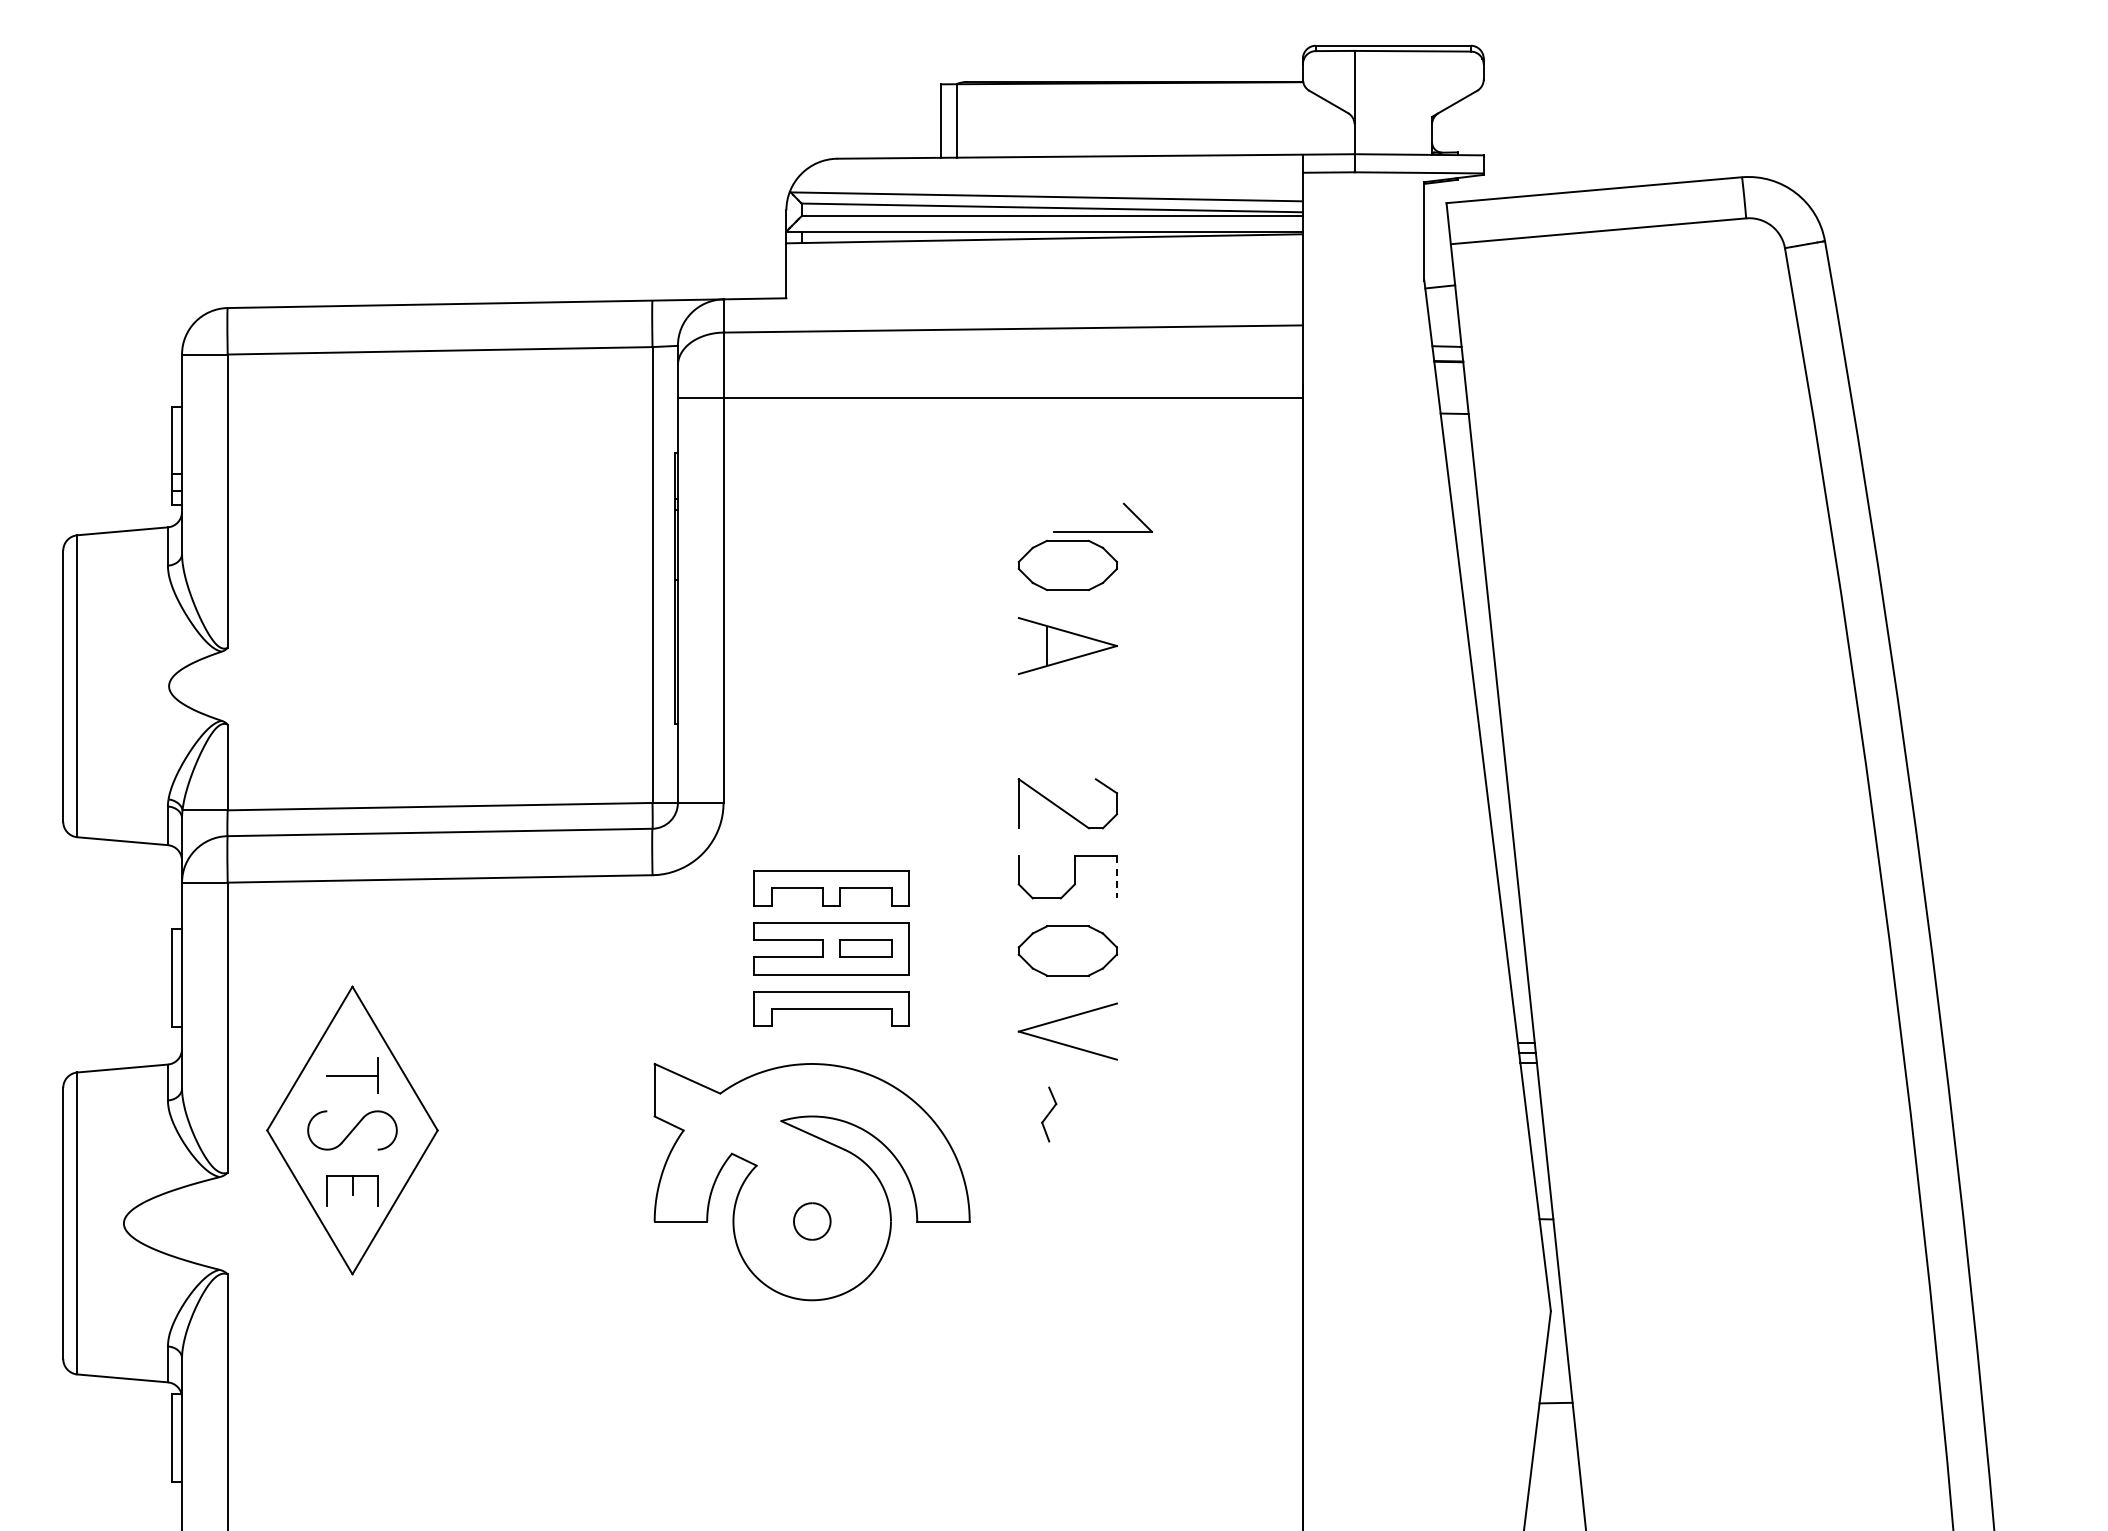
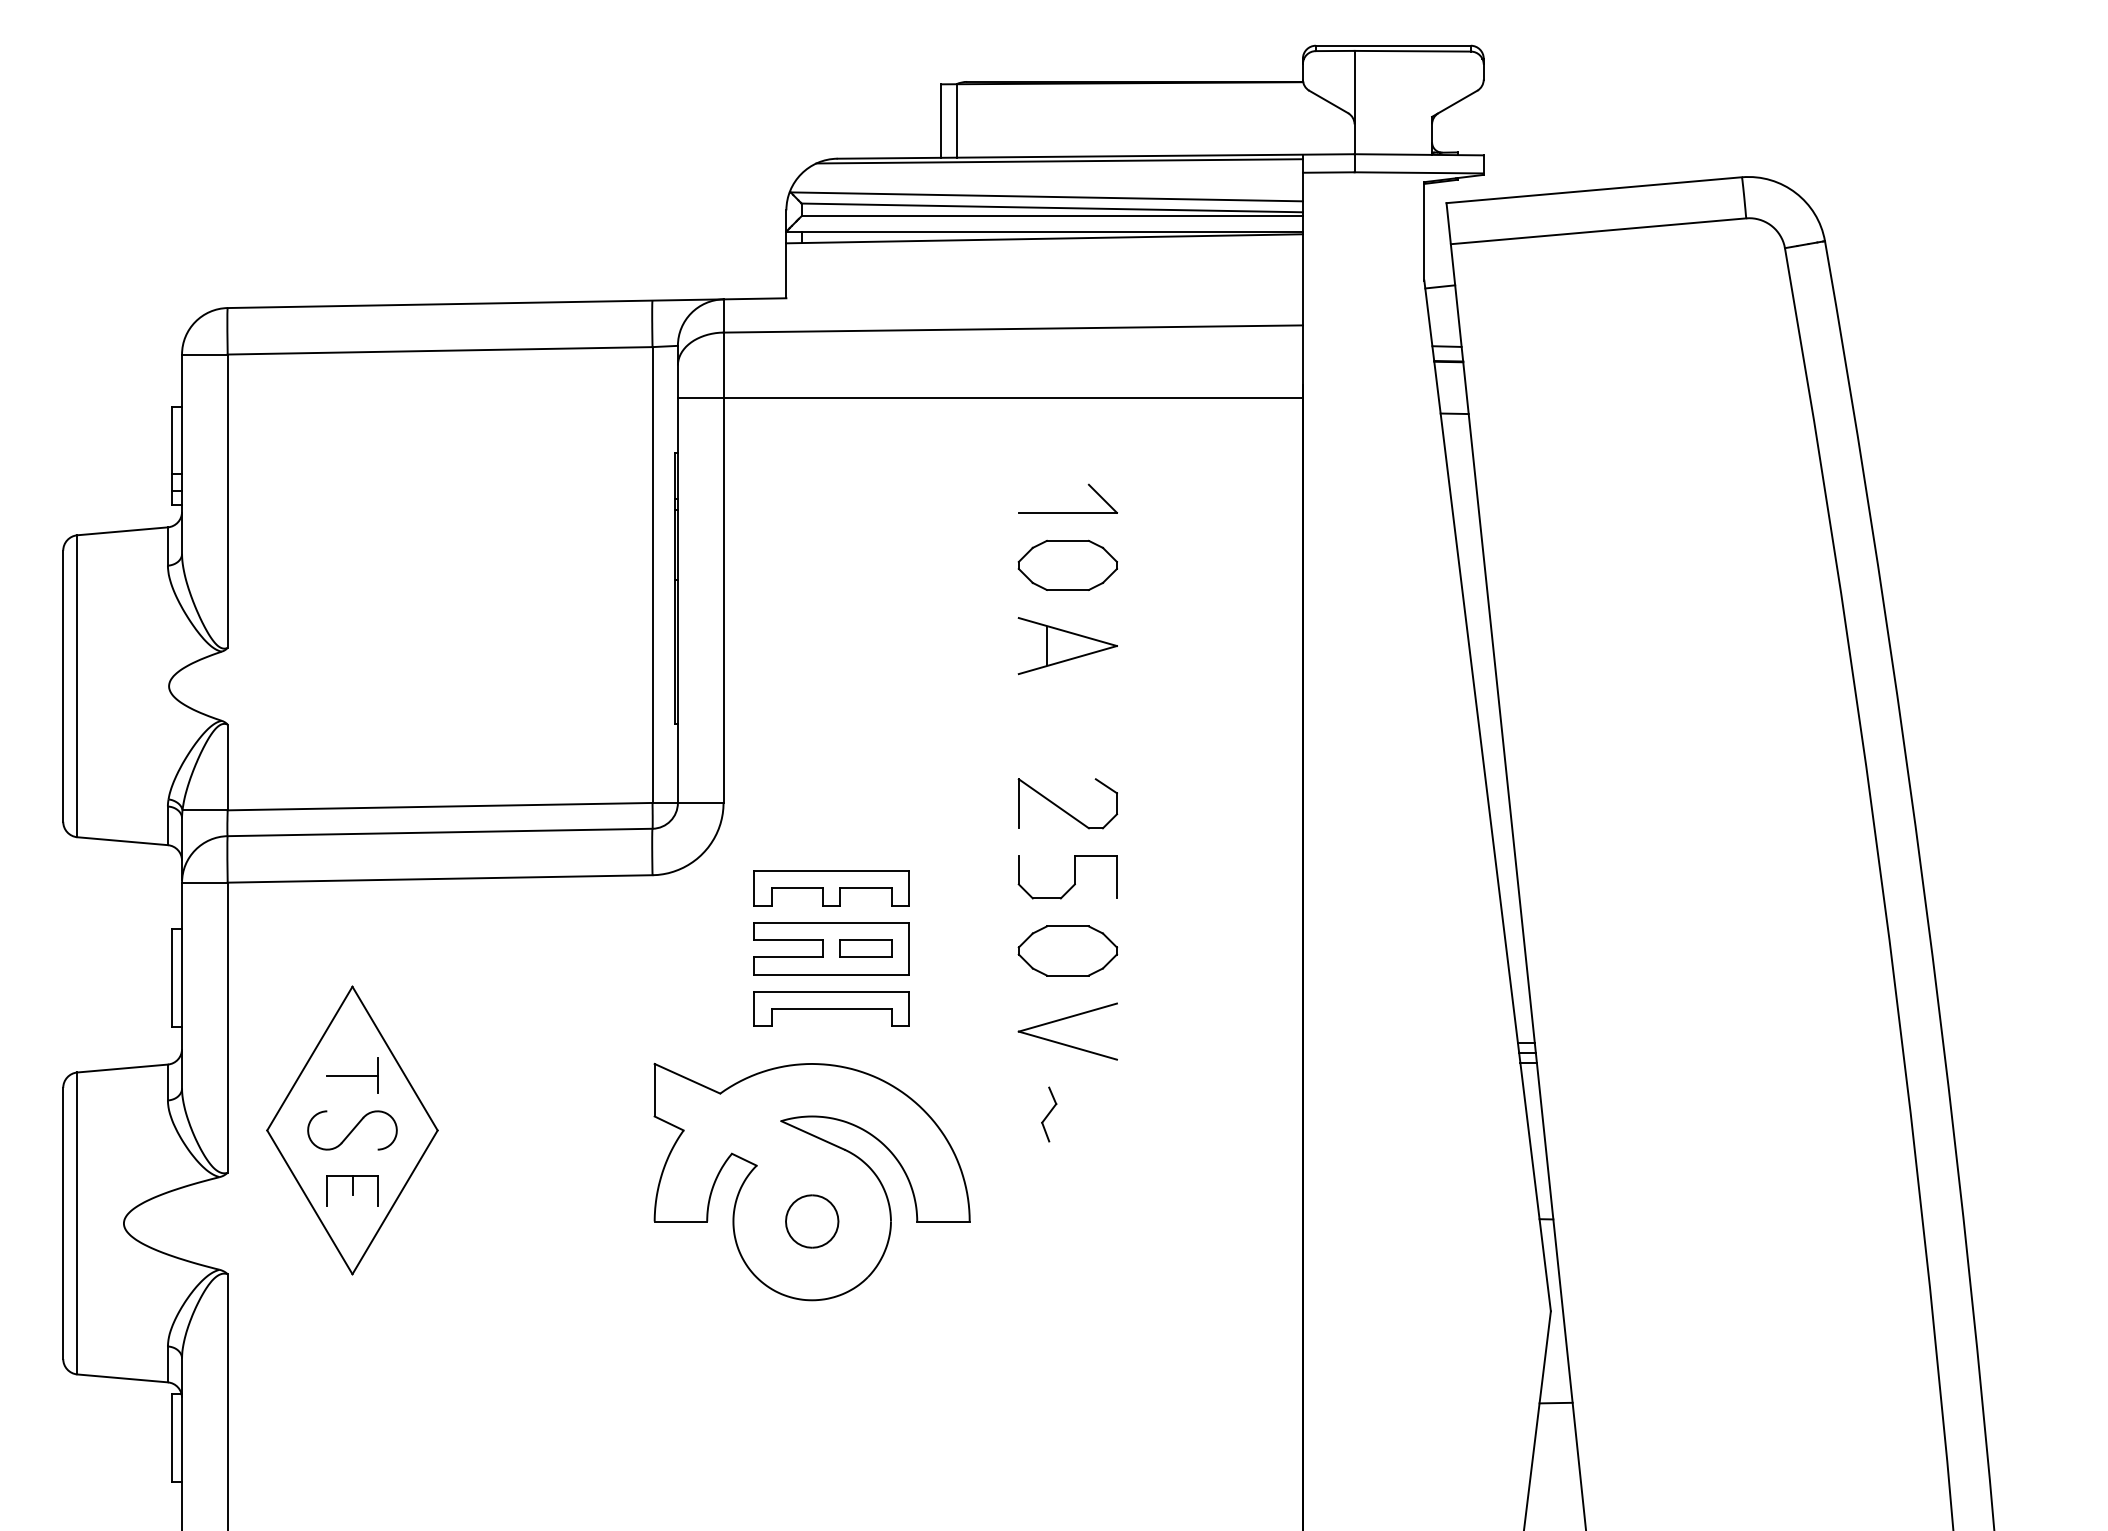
line: none -> present (1059, 161)
part position: (1102, 531) -> (1067, 512) (1067, 512)
line: dashed -> solid (1116, 877)
part size: 39x39 px -> 55x55 px (812, 1221)
